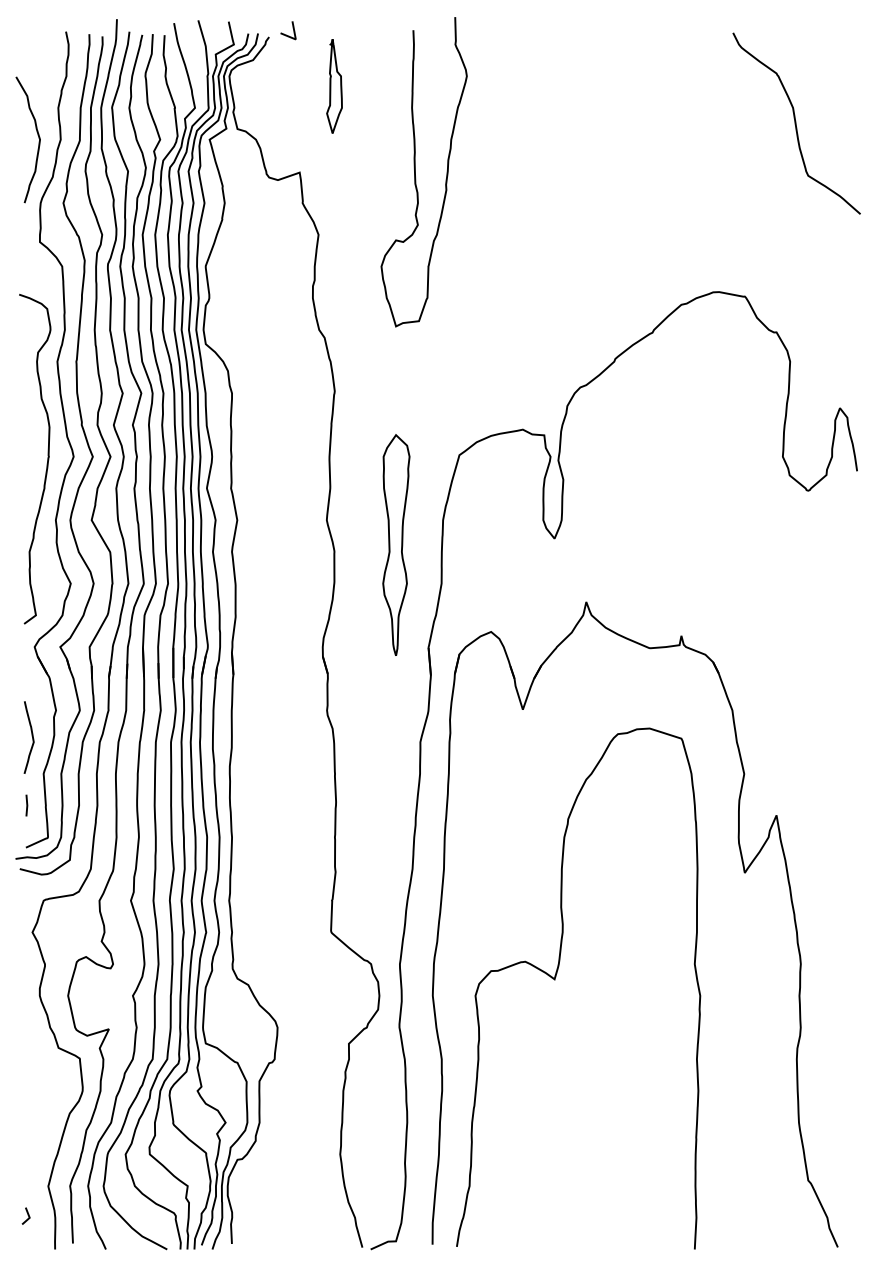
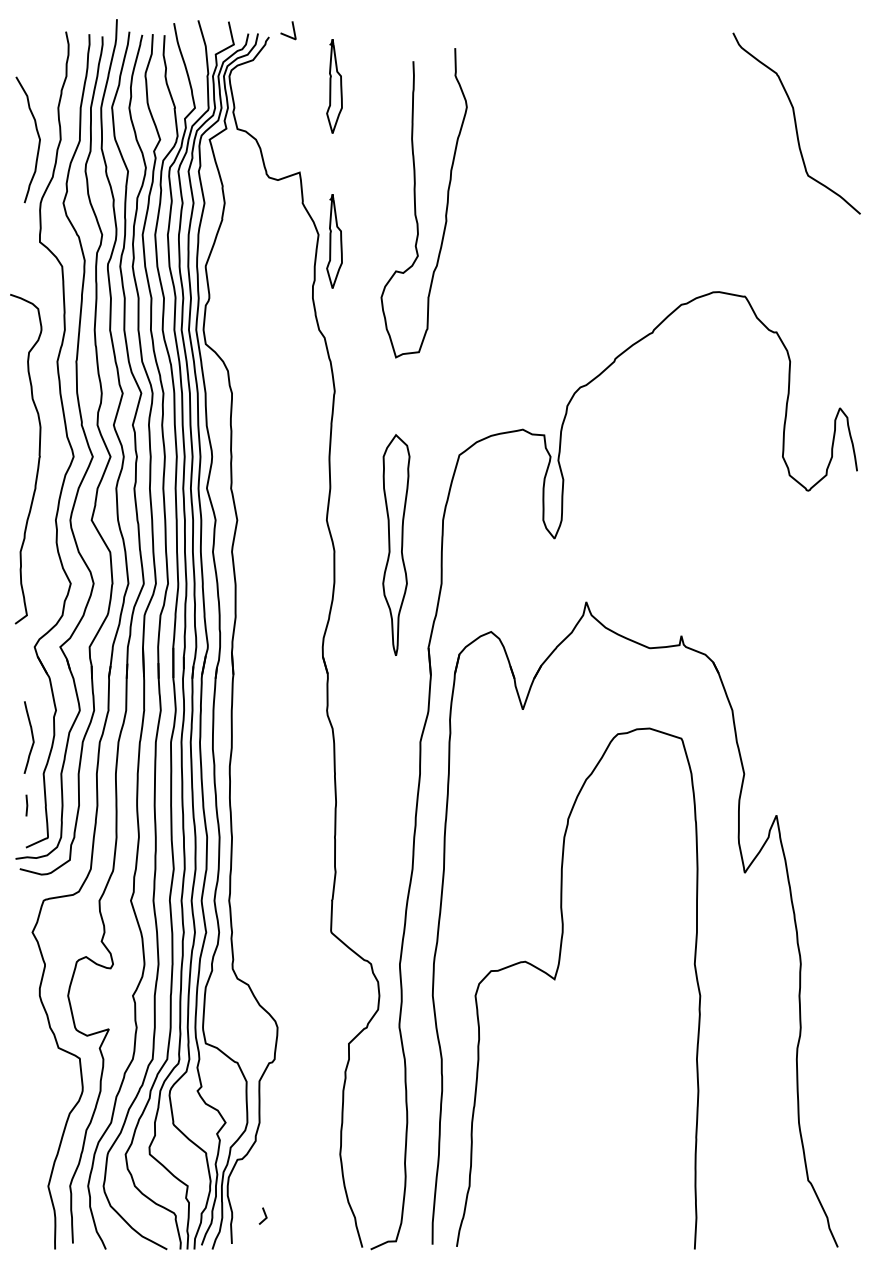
curve position: (415, 172) -> (415, 203) (415, 203)
part: none -> present (334, 241)
curve position: (47, 458) -> (38, 458) (38, 458)
line position: (27, 1215) -> (264, 1215) (264, 1215)
